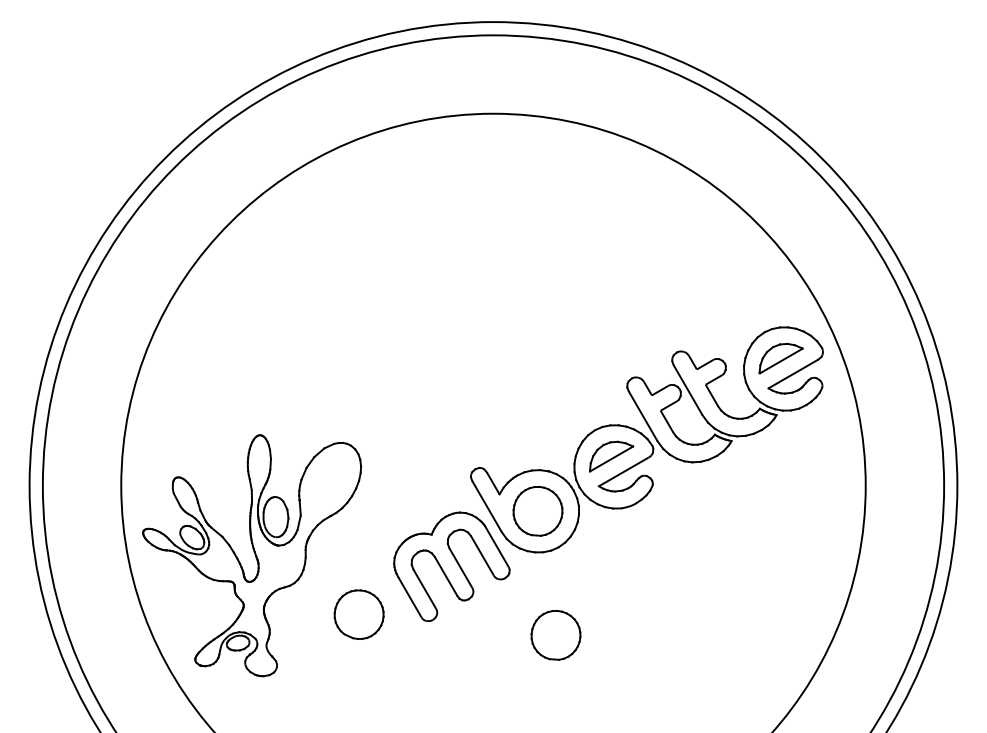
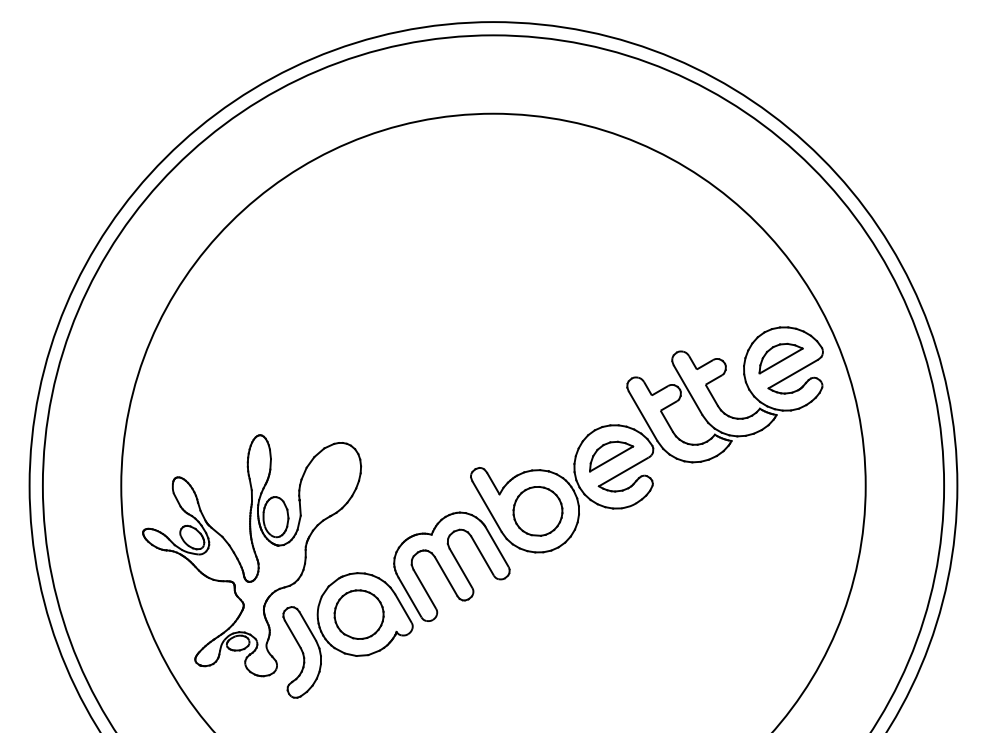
part: none -> present (347, 635)
part: present -> none (555, 635)
